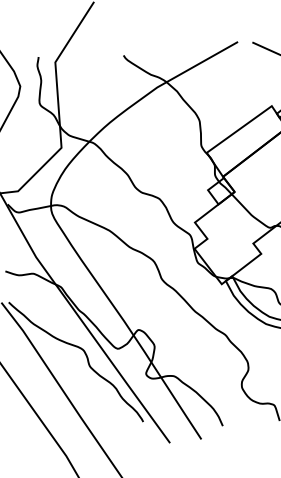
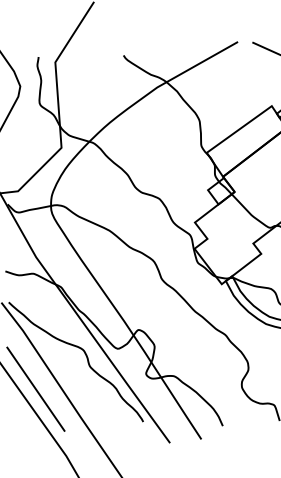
line: none -> present (35, 388)
